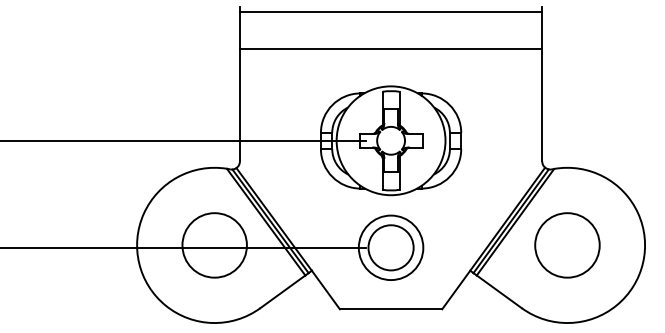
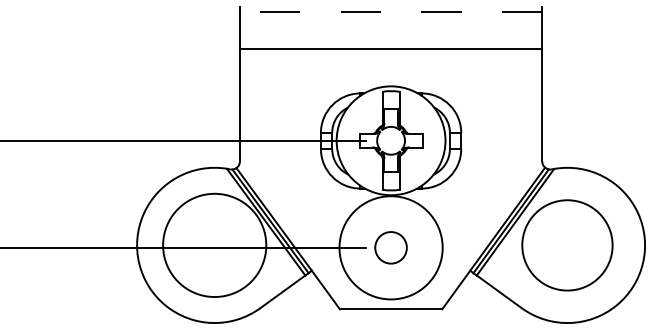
line: solid -> dashed (390, 11)
circle diameter: 65 px -> 103 px (214, 245)
circle diameter: 65 px -> 90 px (567, 245)
circle diameter: 45 px -> 32 px (390, 247)
circle diameter: 65 px -> 103 px (390, 247)
